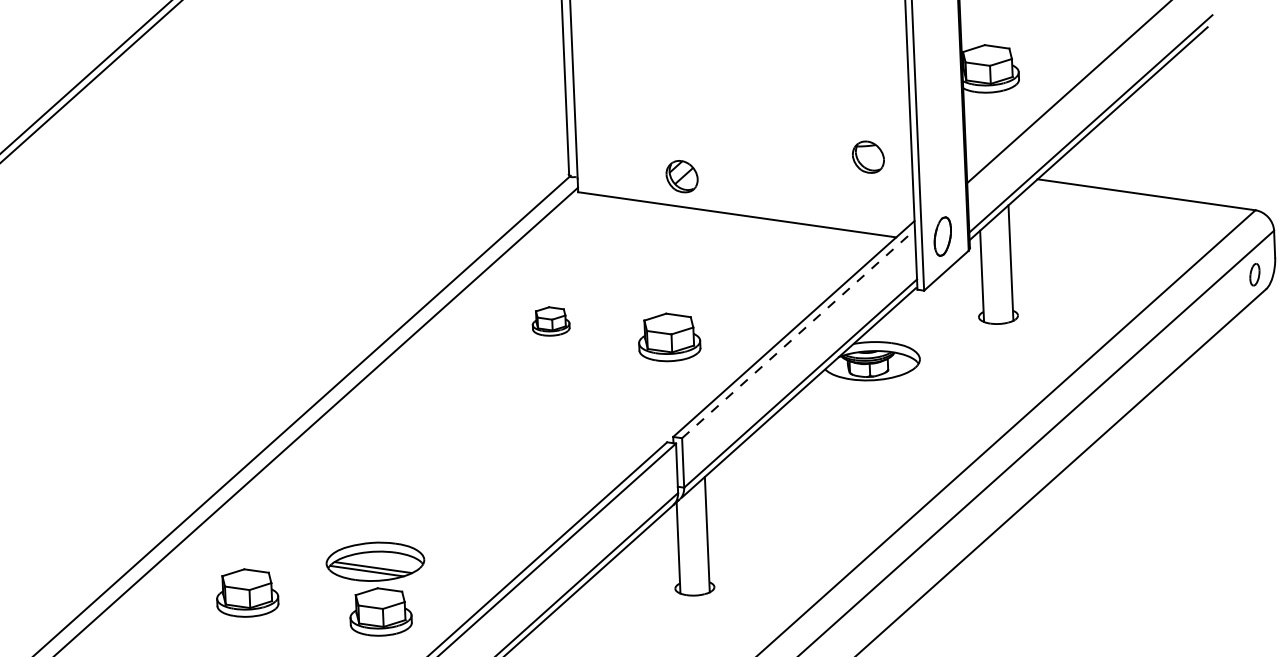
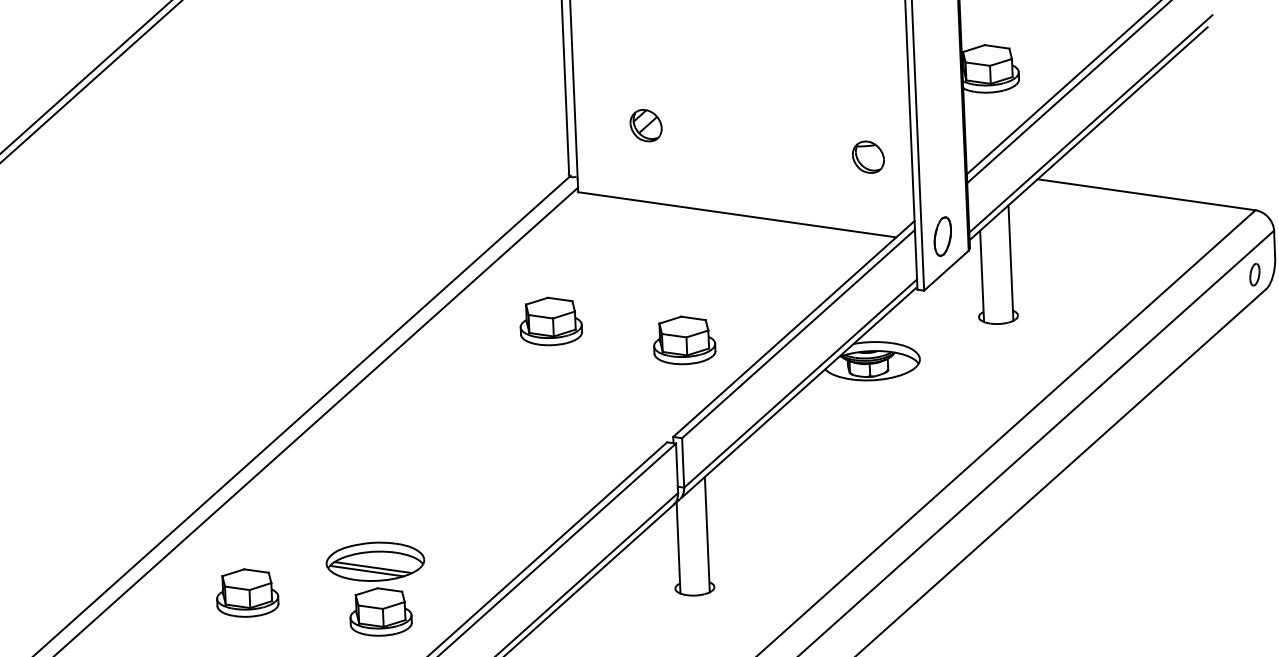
line: none -> present (1062, 88)
part position: (681, 176) -> (645, 125) (645, 125)
part size: 40x31 px -> 64x51 px (550, 321)
line: dashed -> solid (798, 333)
part position: (669, 337) -> (684, 340) (684, 340)
